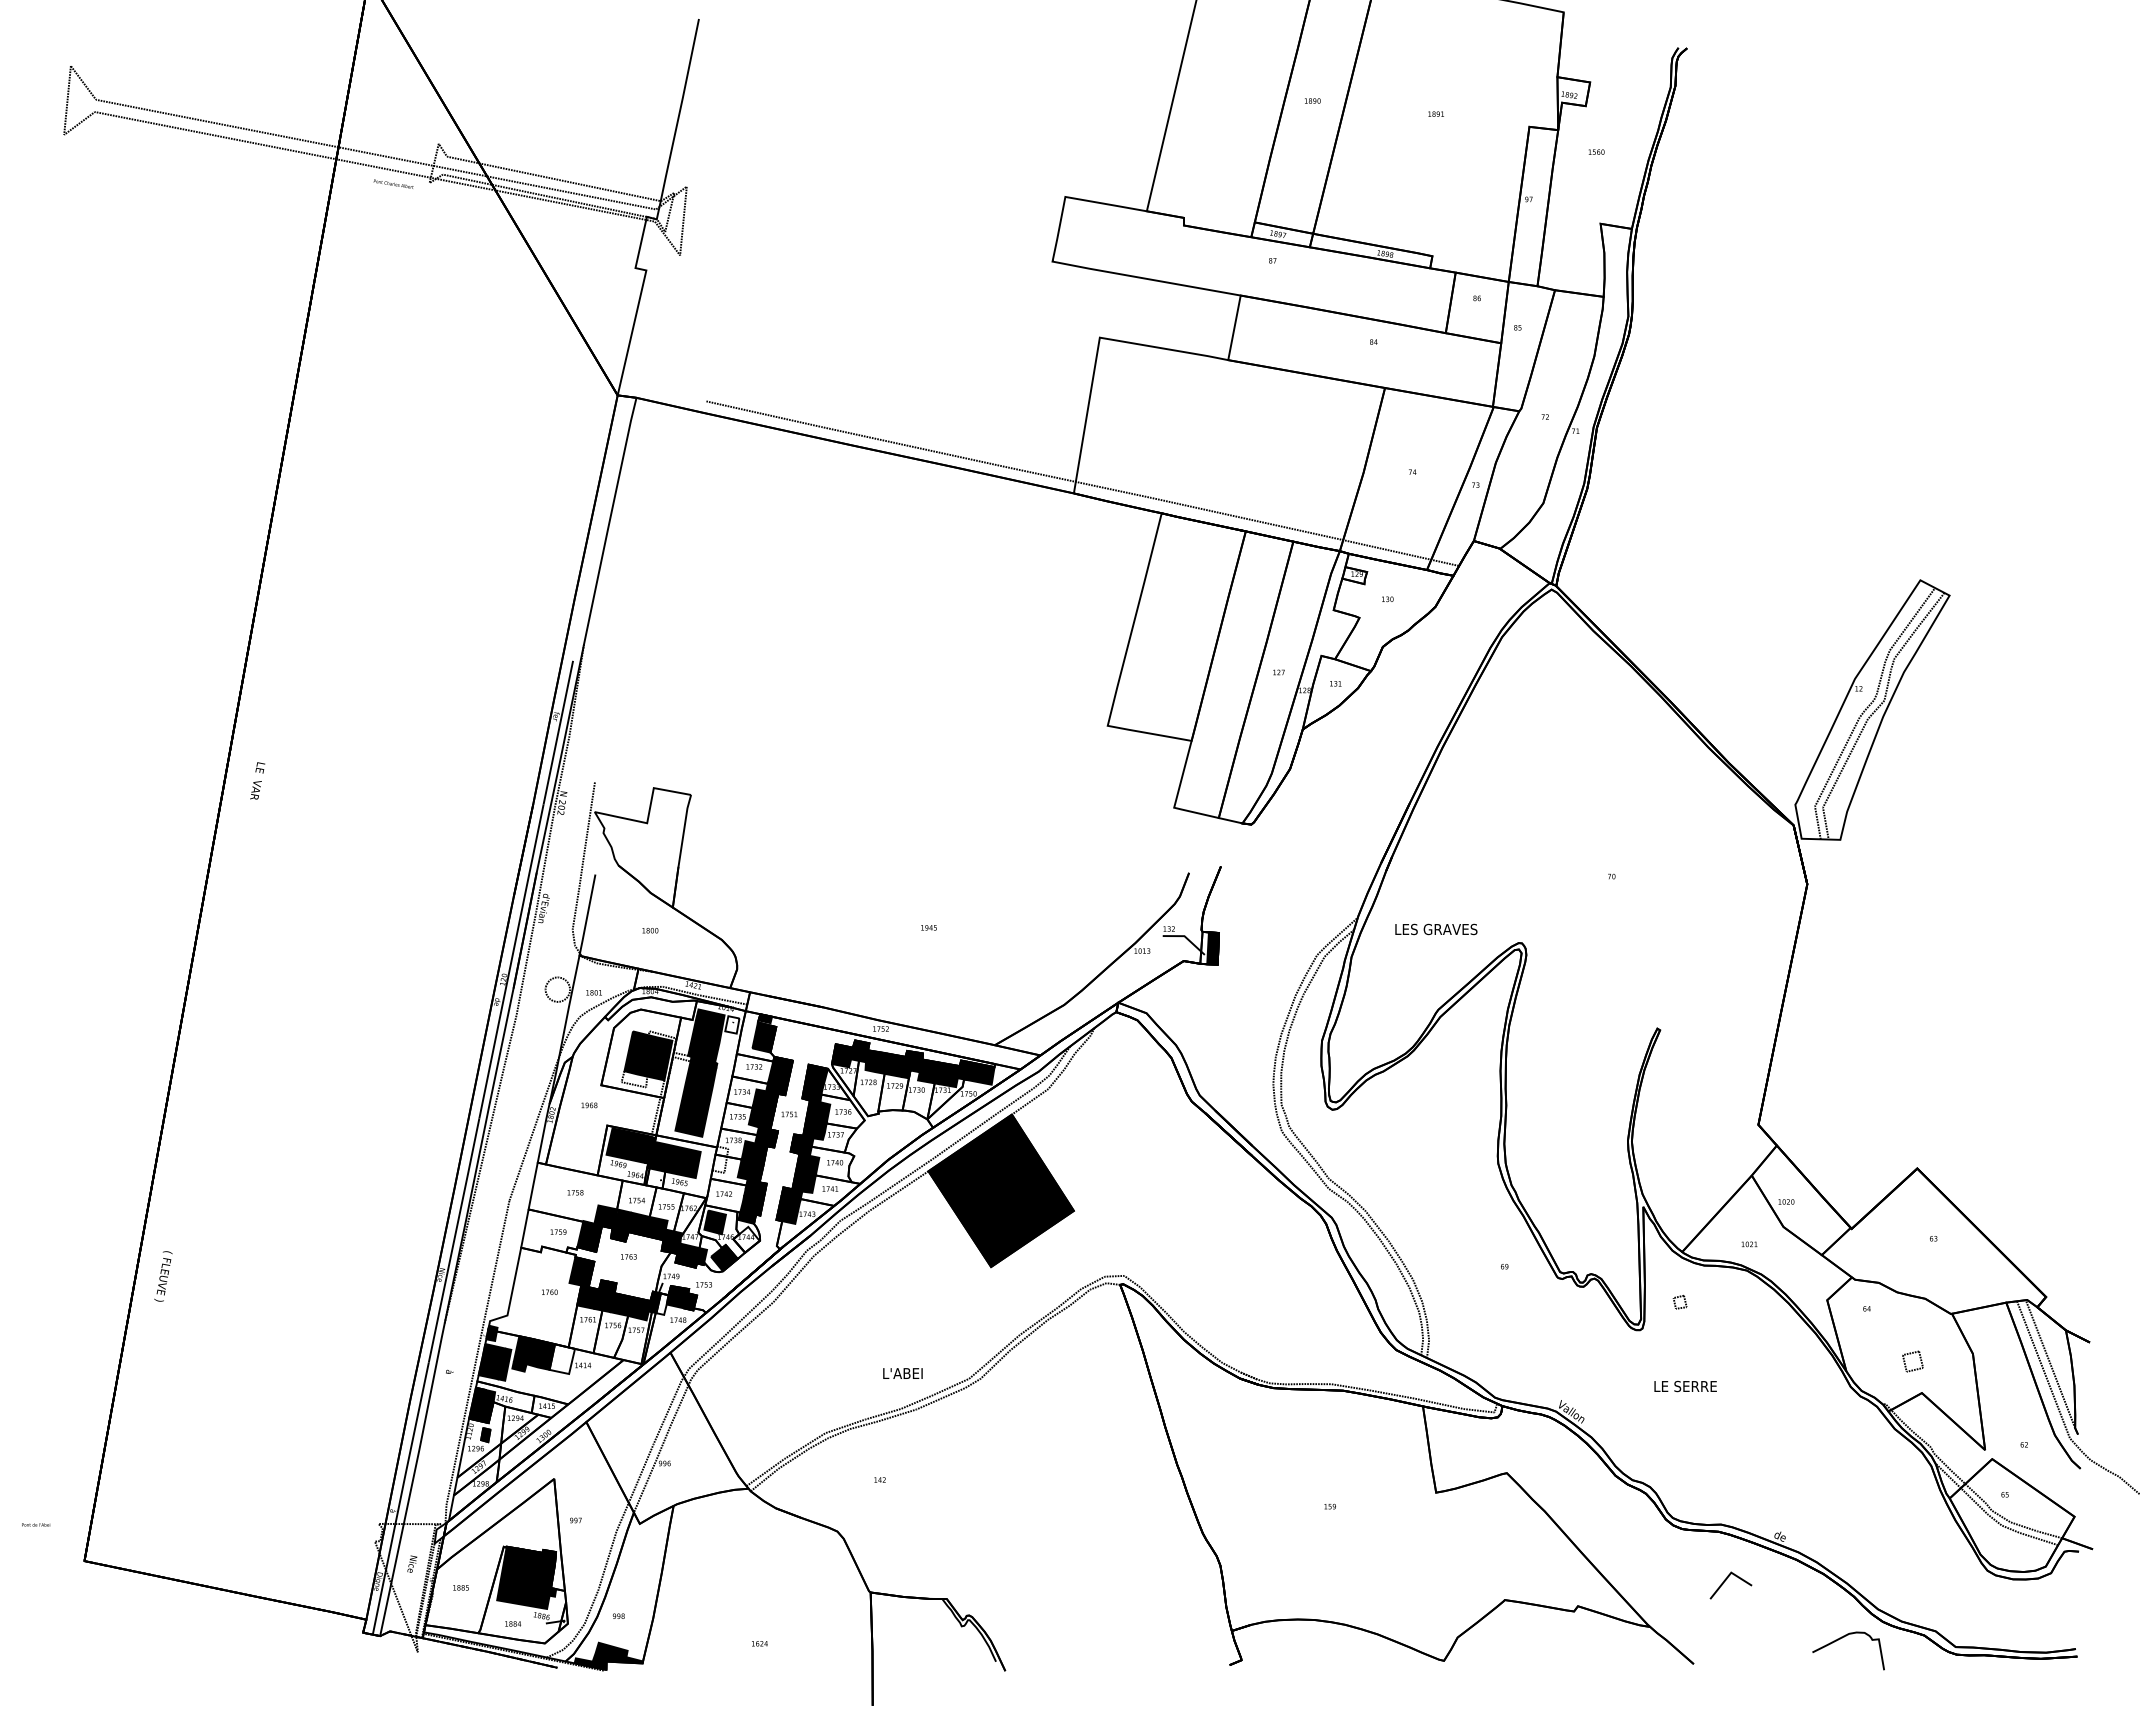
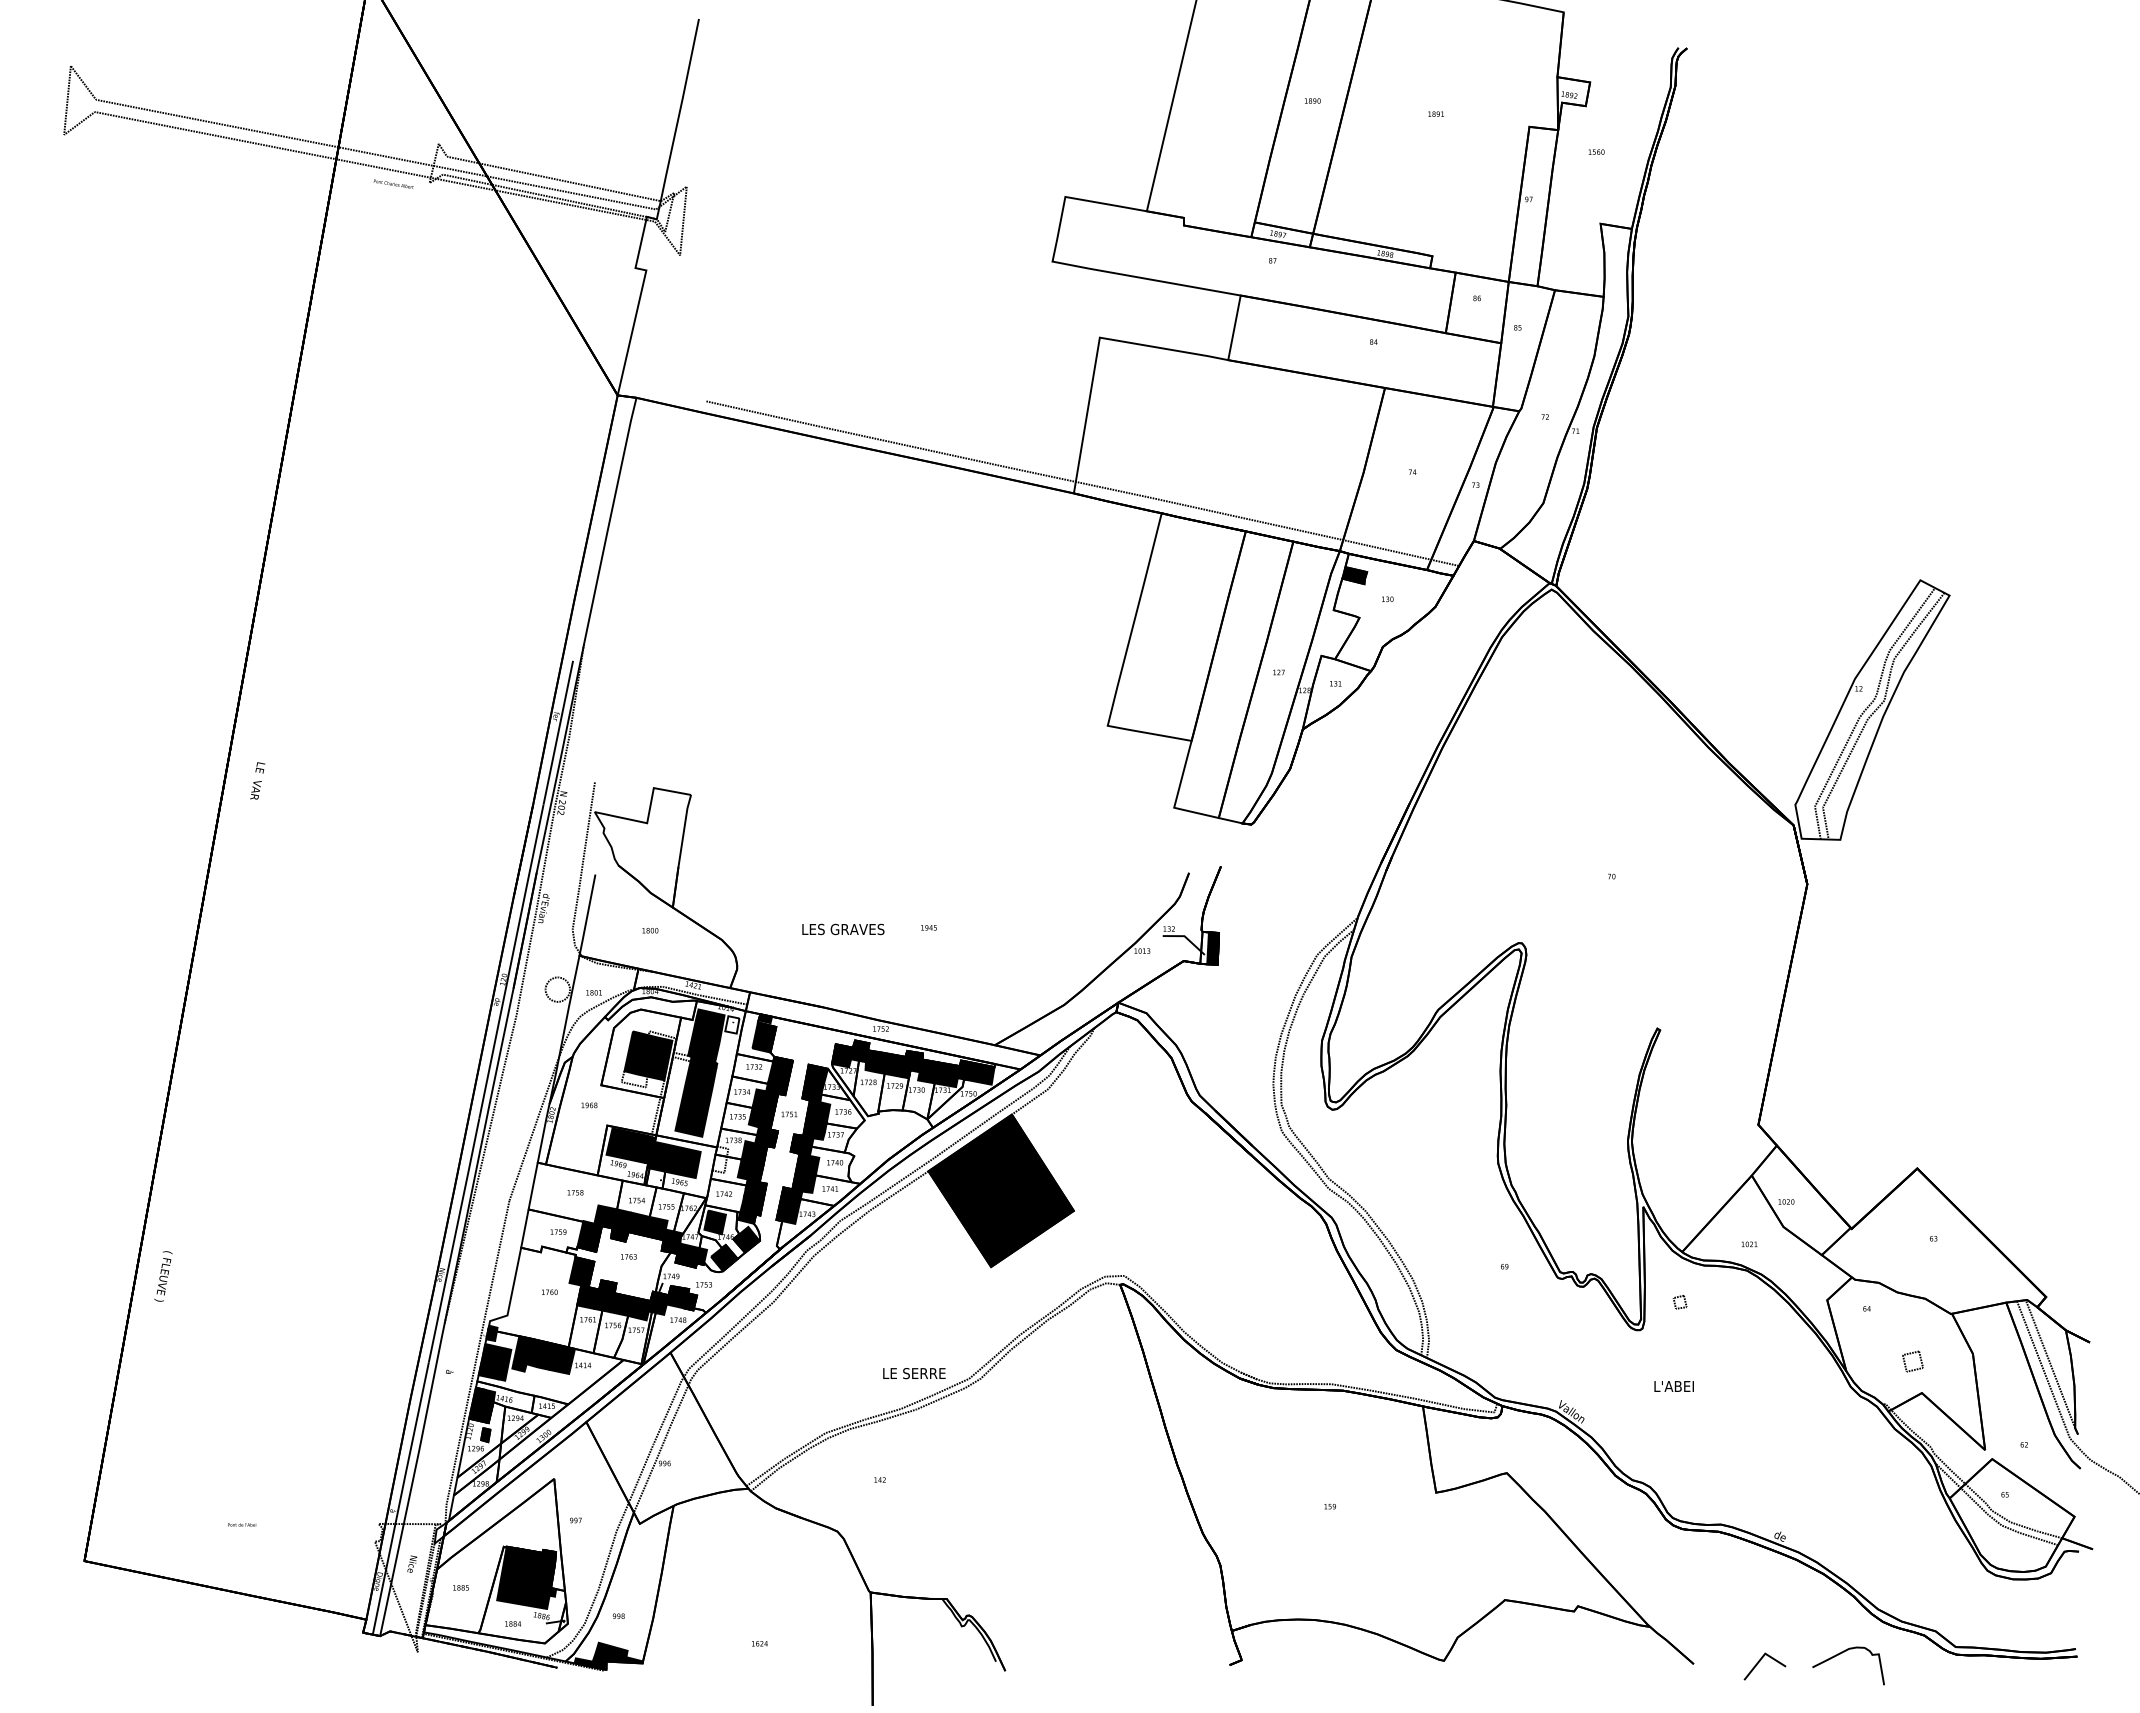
fill: none -> present (1354, 575)
text position: (1436, 929) -> (843, 929) (843, 929)
fill: none -> present (746, 1239)
fill: none -> present (662, 1303)
fill: none -> present (562, 1359)
text: L'ABEI -> LE SERRE (917, 1373)
text: LE SERRE -> L'ABEI (1689, 1386)
text position: (36, 1524) -> (242, 1524) (242, 1524)
line position: (1726, 1580) -> (1760, 1661) (1760, 1661)
curve position: (1842, 1638) -> (1842, 1653) (1842, 1653)
